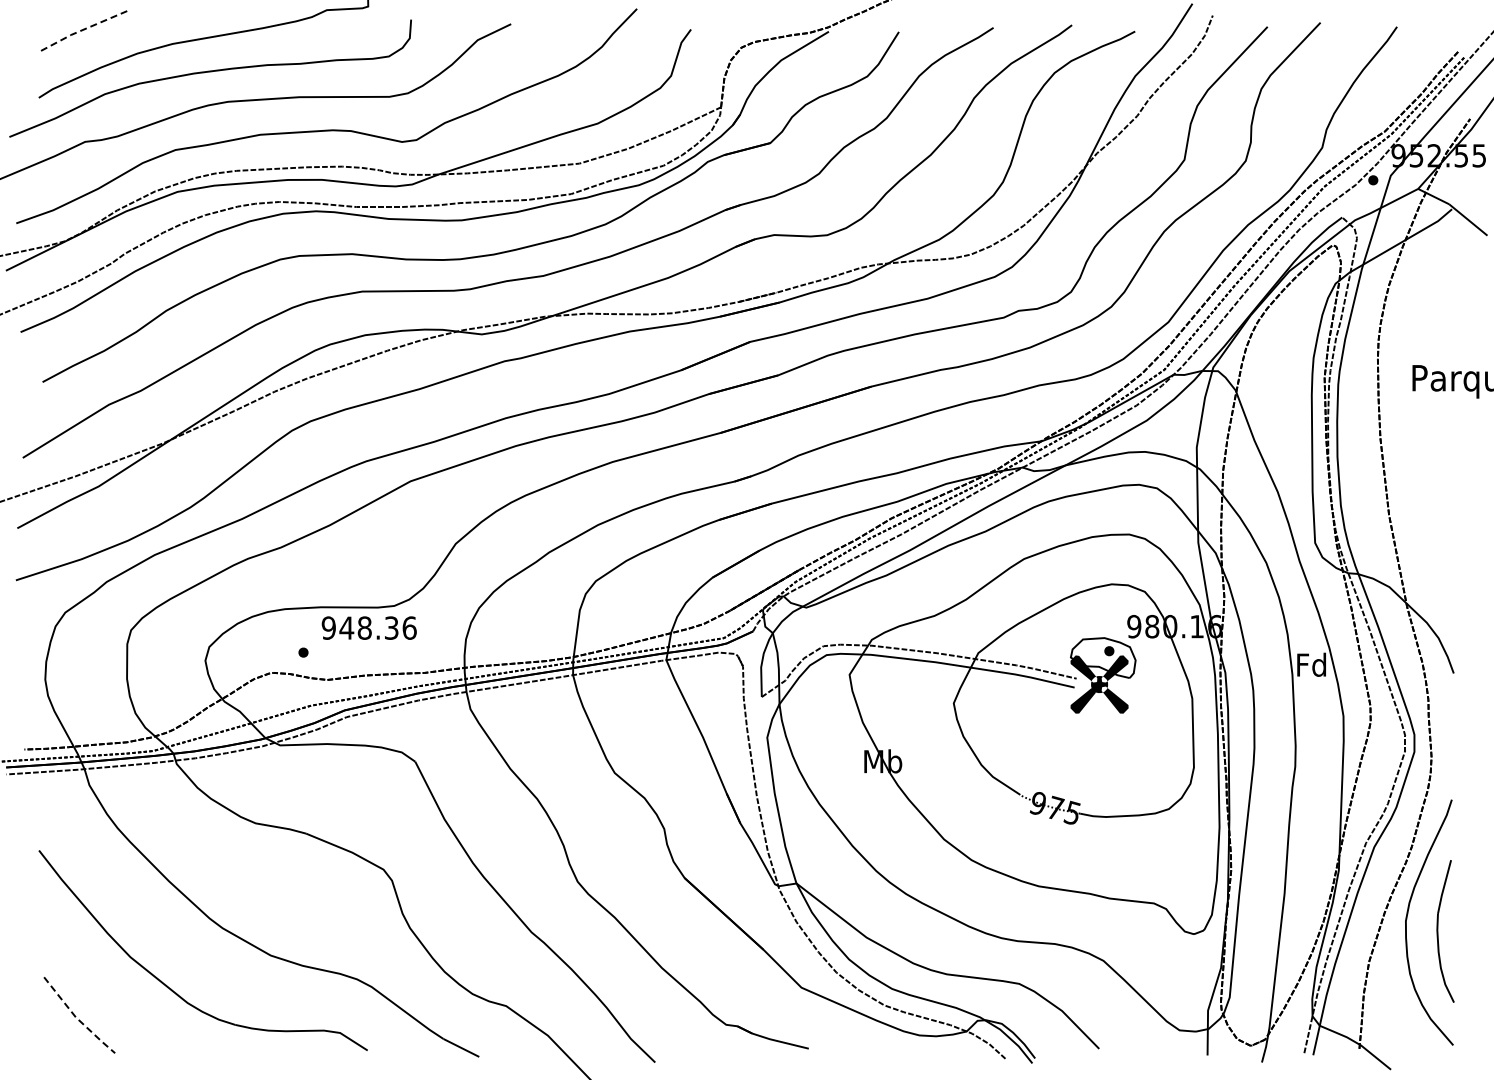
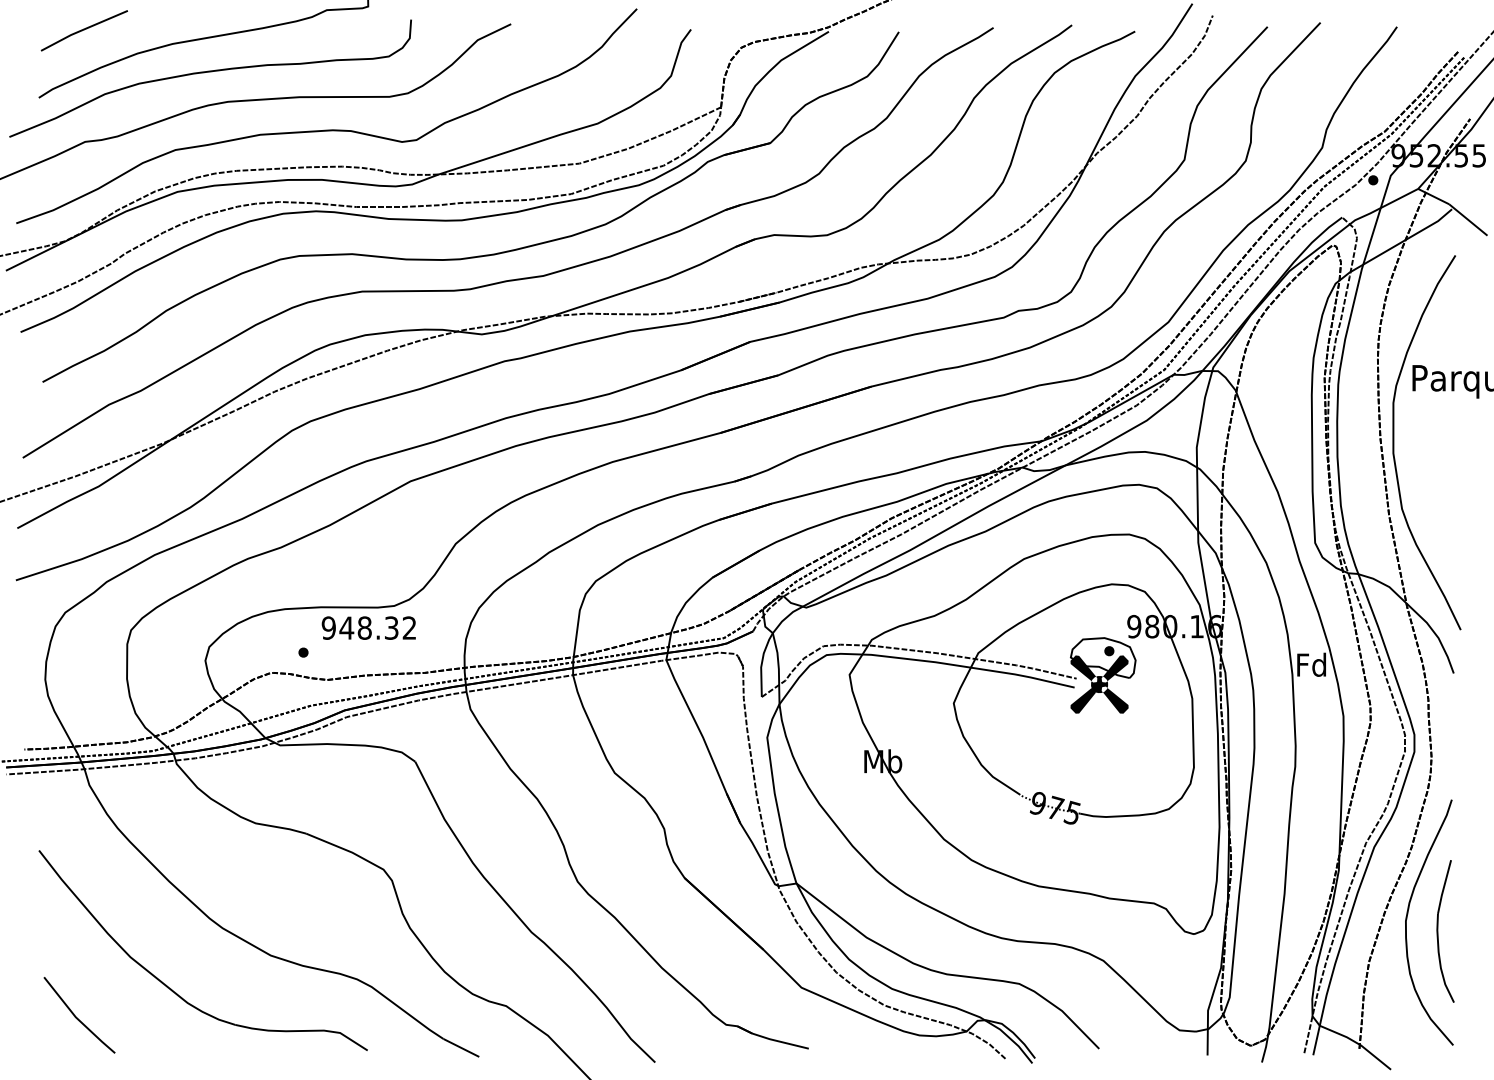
line: dashed -> solid (83, 29)
curve: none -> present (1394, 442)
text: 948.36 -> 948.32 (409, 627)
line: dashed -> solid (77, 1018)
